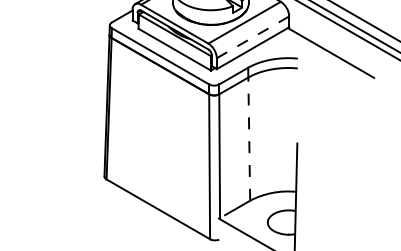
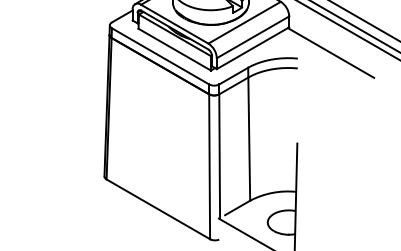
line: dashed -> solid (253, 37)
line: dashed -> solid (249, 139)
